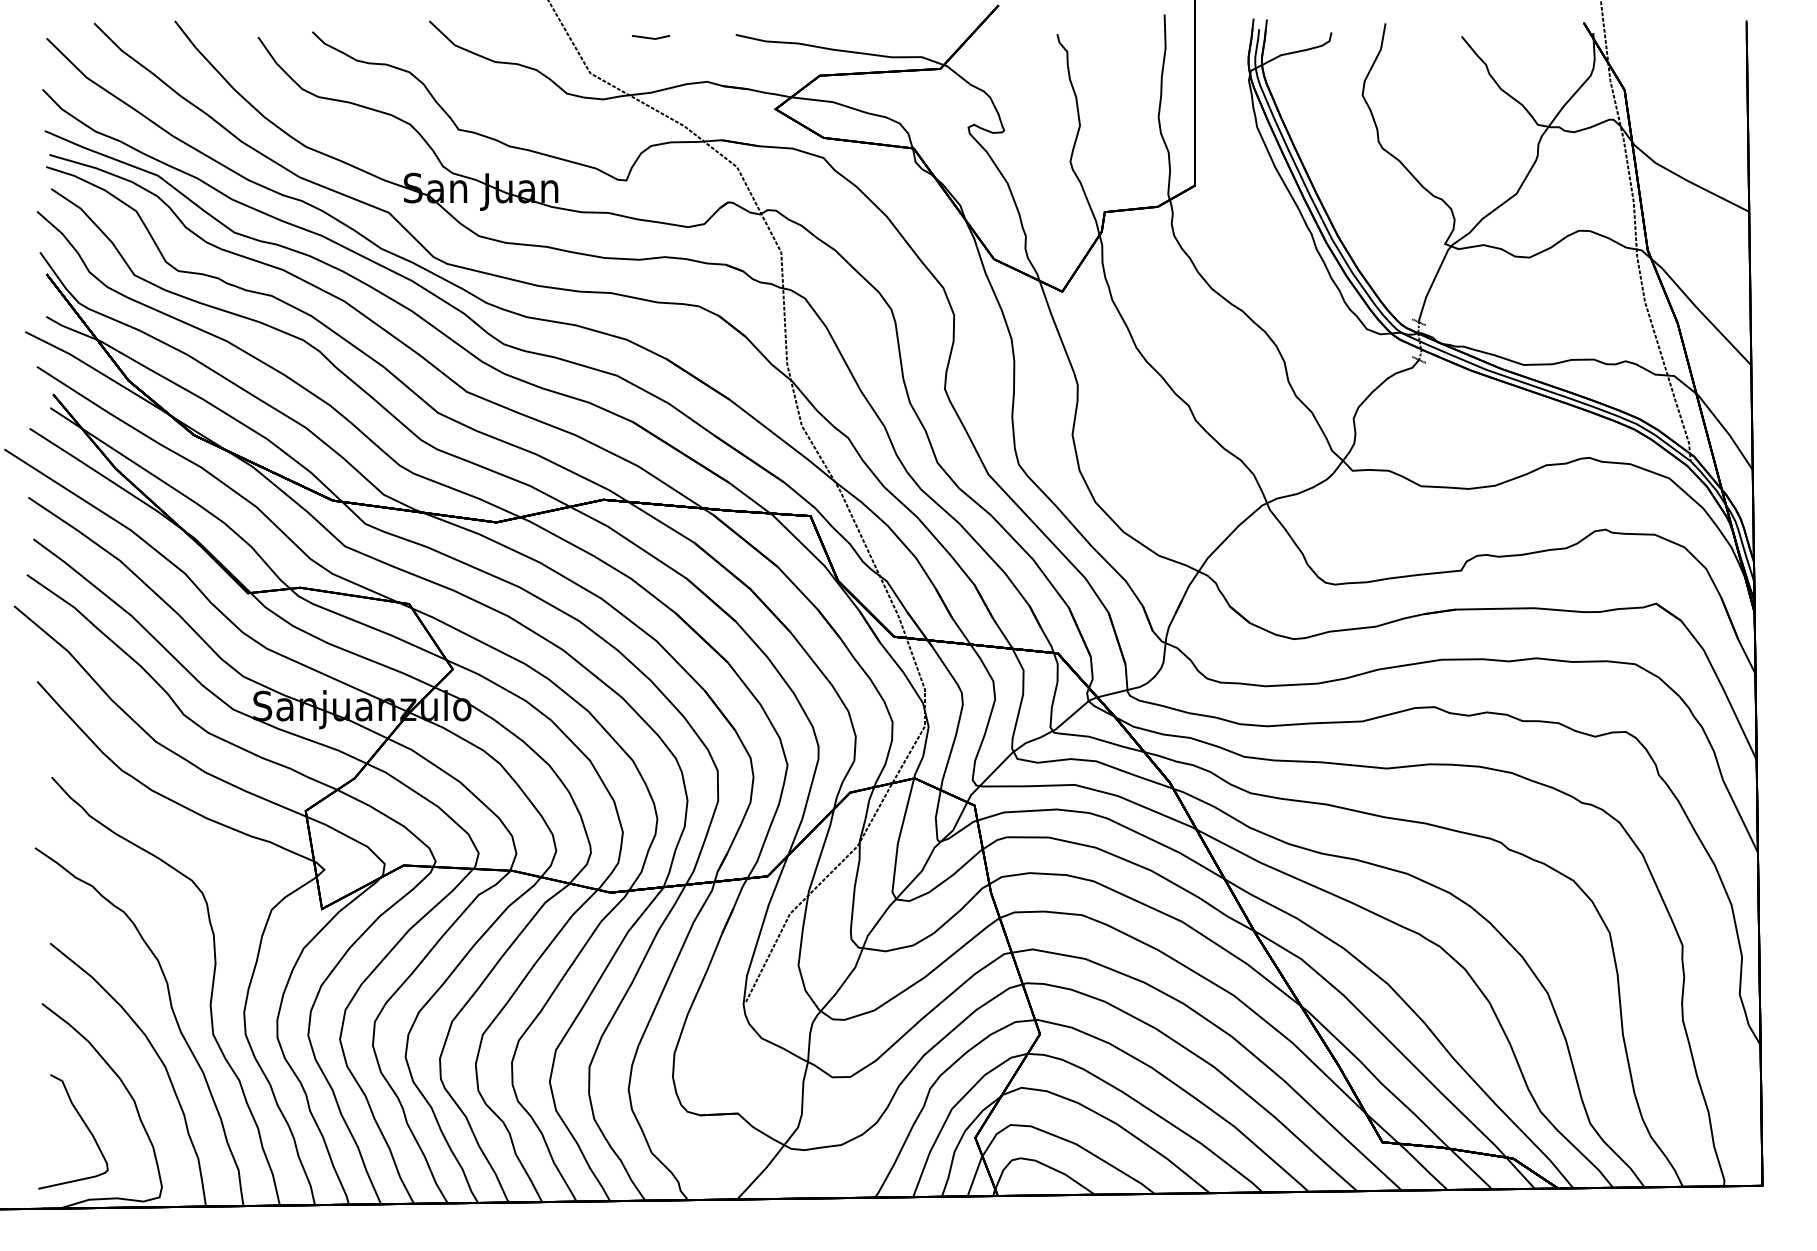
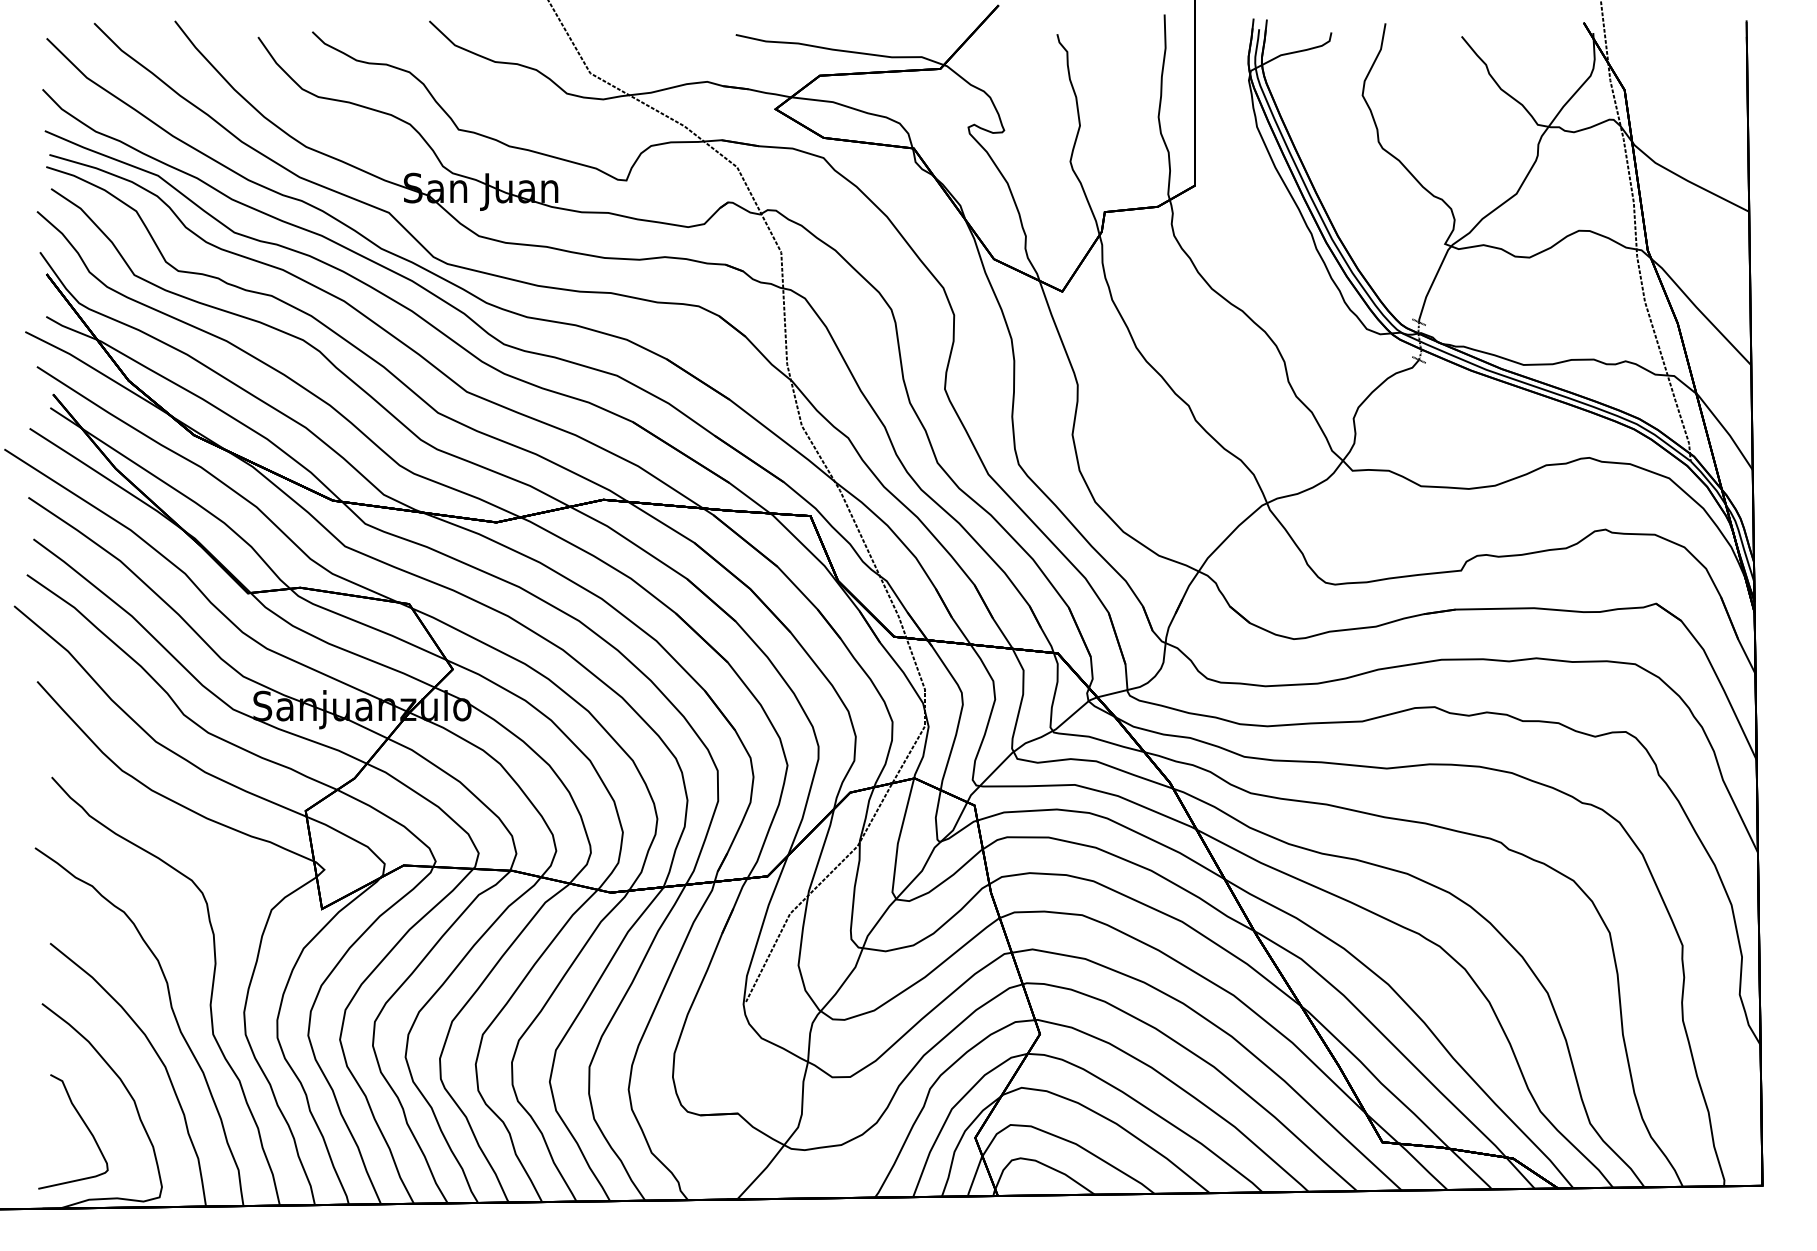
line: present -> none (651, 37)
